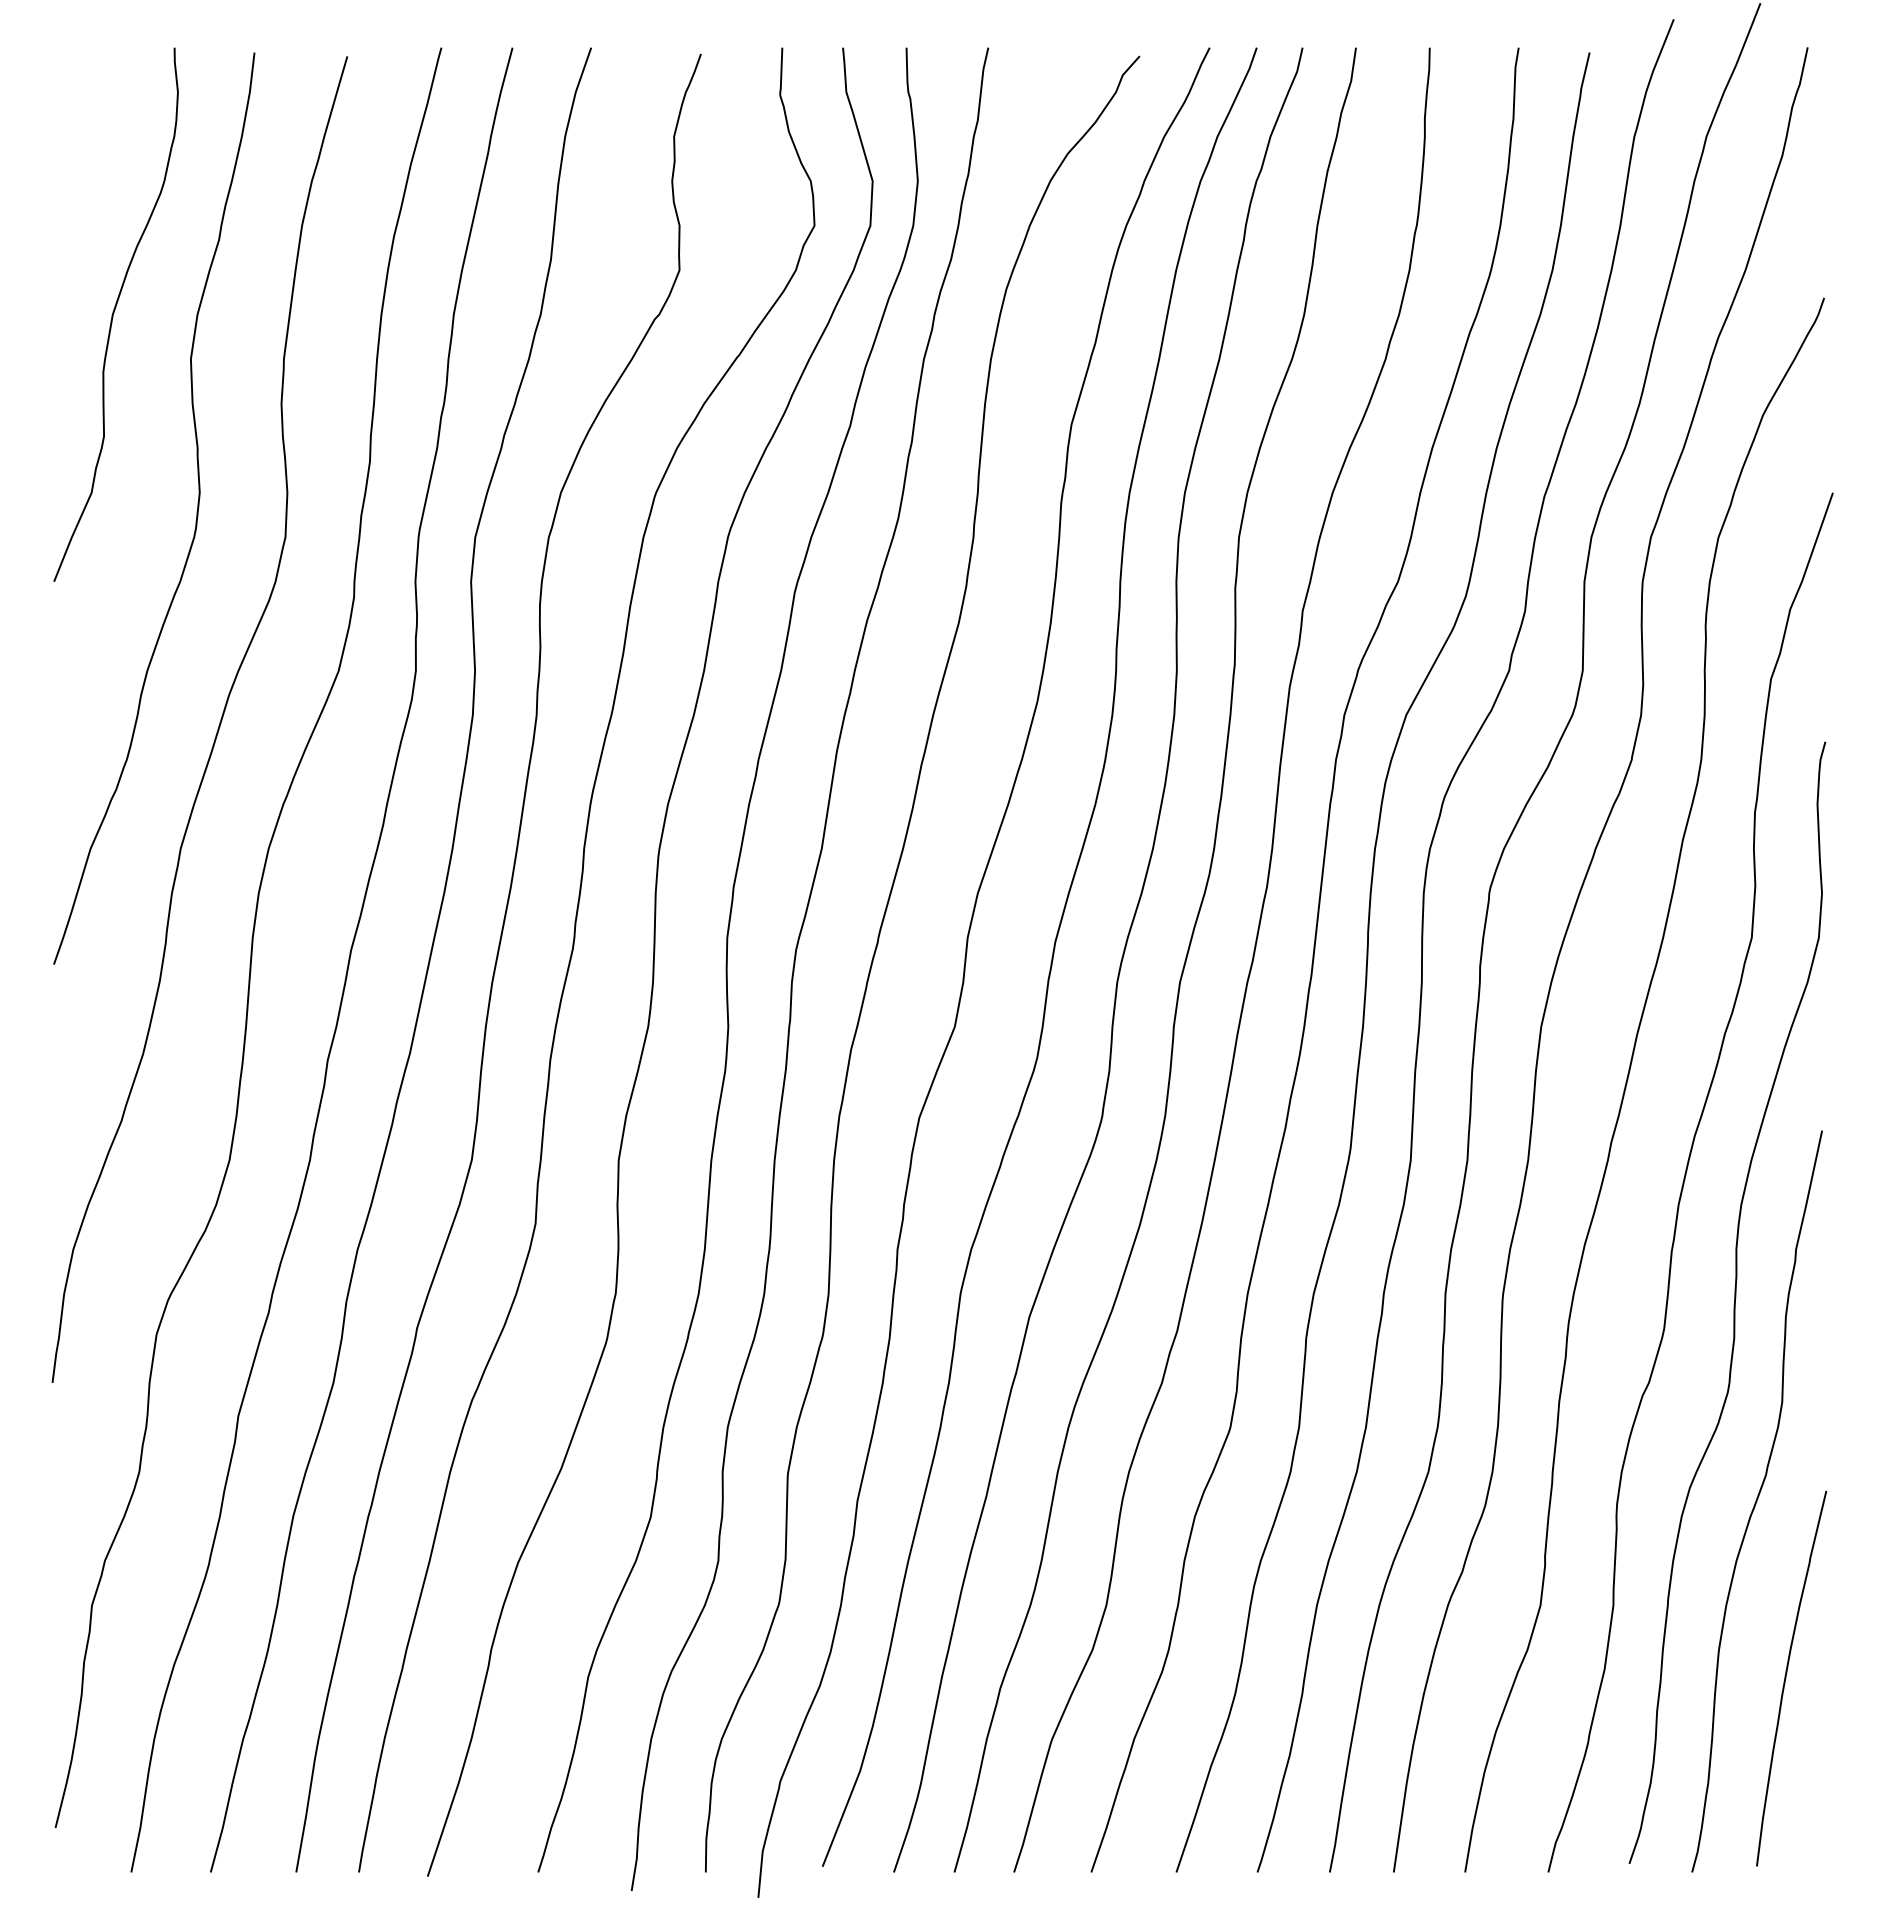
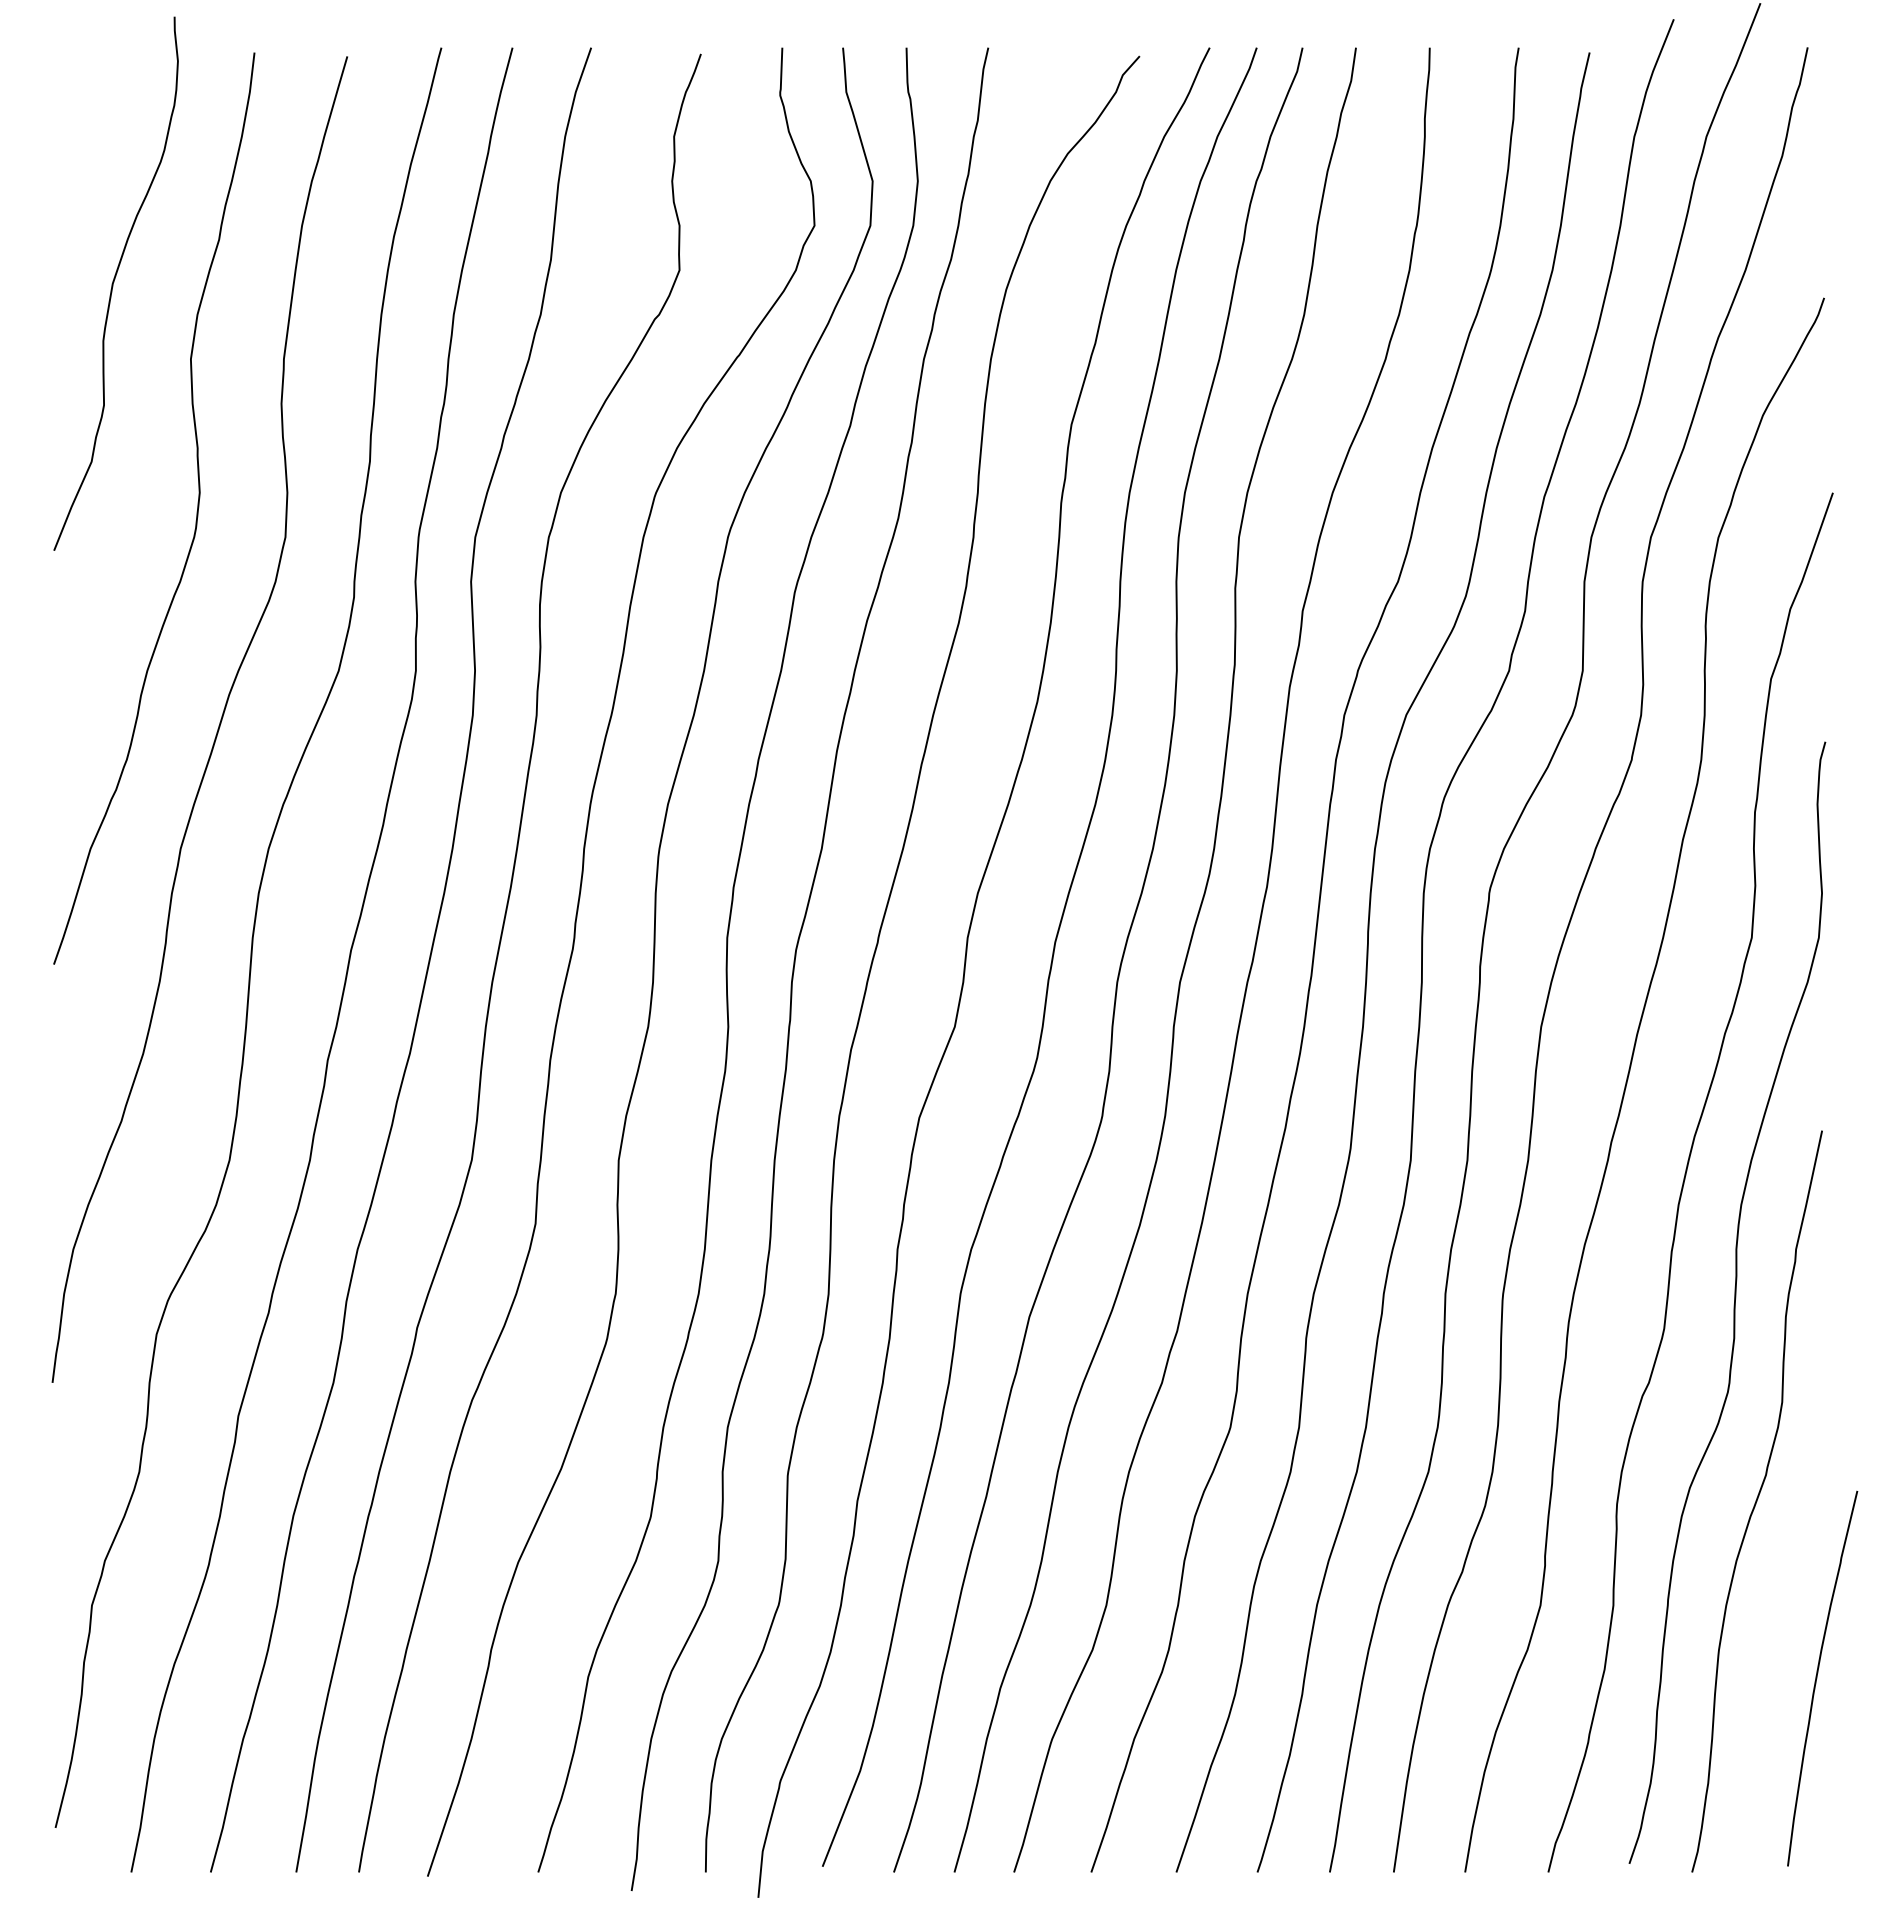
curve position: (114, 313) -> (114, 282) (114, 282)
curve position: (1786, 1678) -> (1817, 1678) (1817, 1678)
